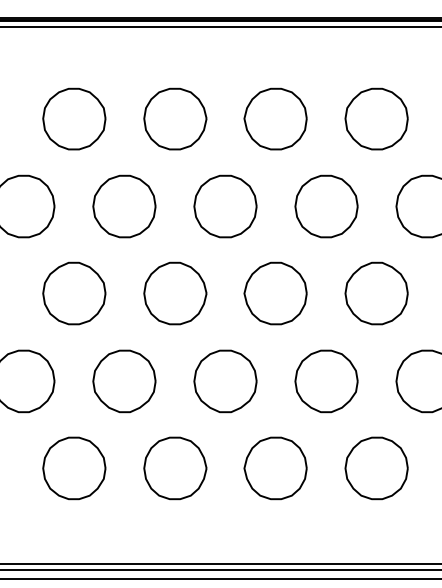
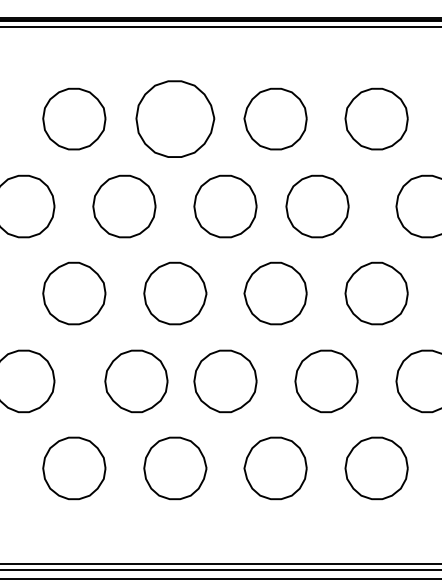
part size: 65x64 px -> 81x78 px (175, 118)
part position: (326, 206) -> (317, 206) (317, 206)
part position: (124, 381) -> (136, 381) (136, 381)
